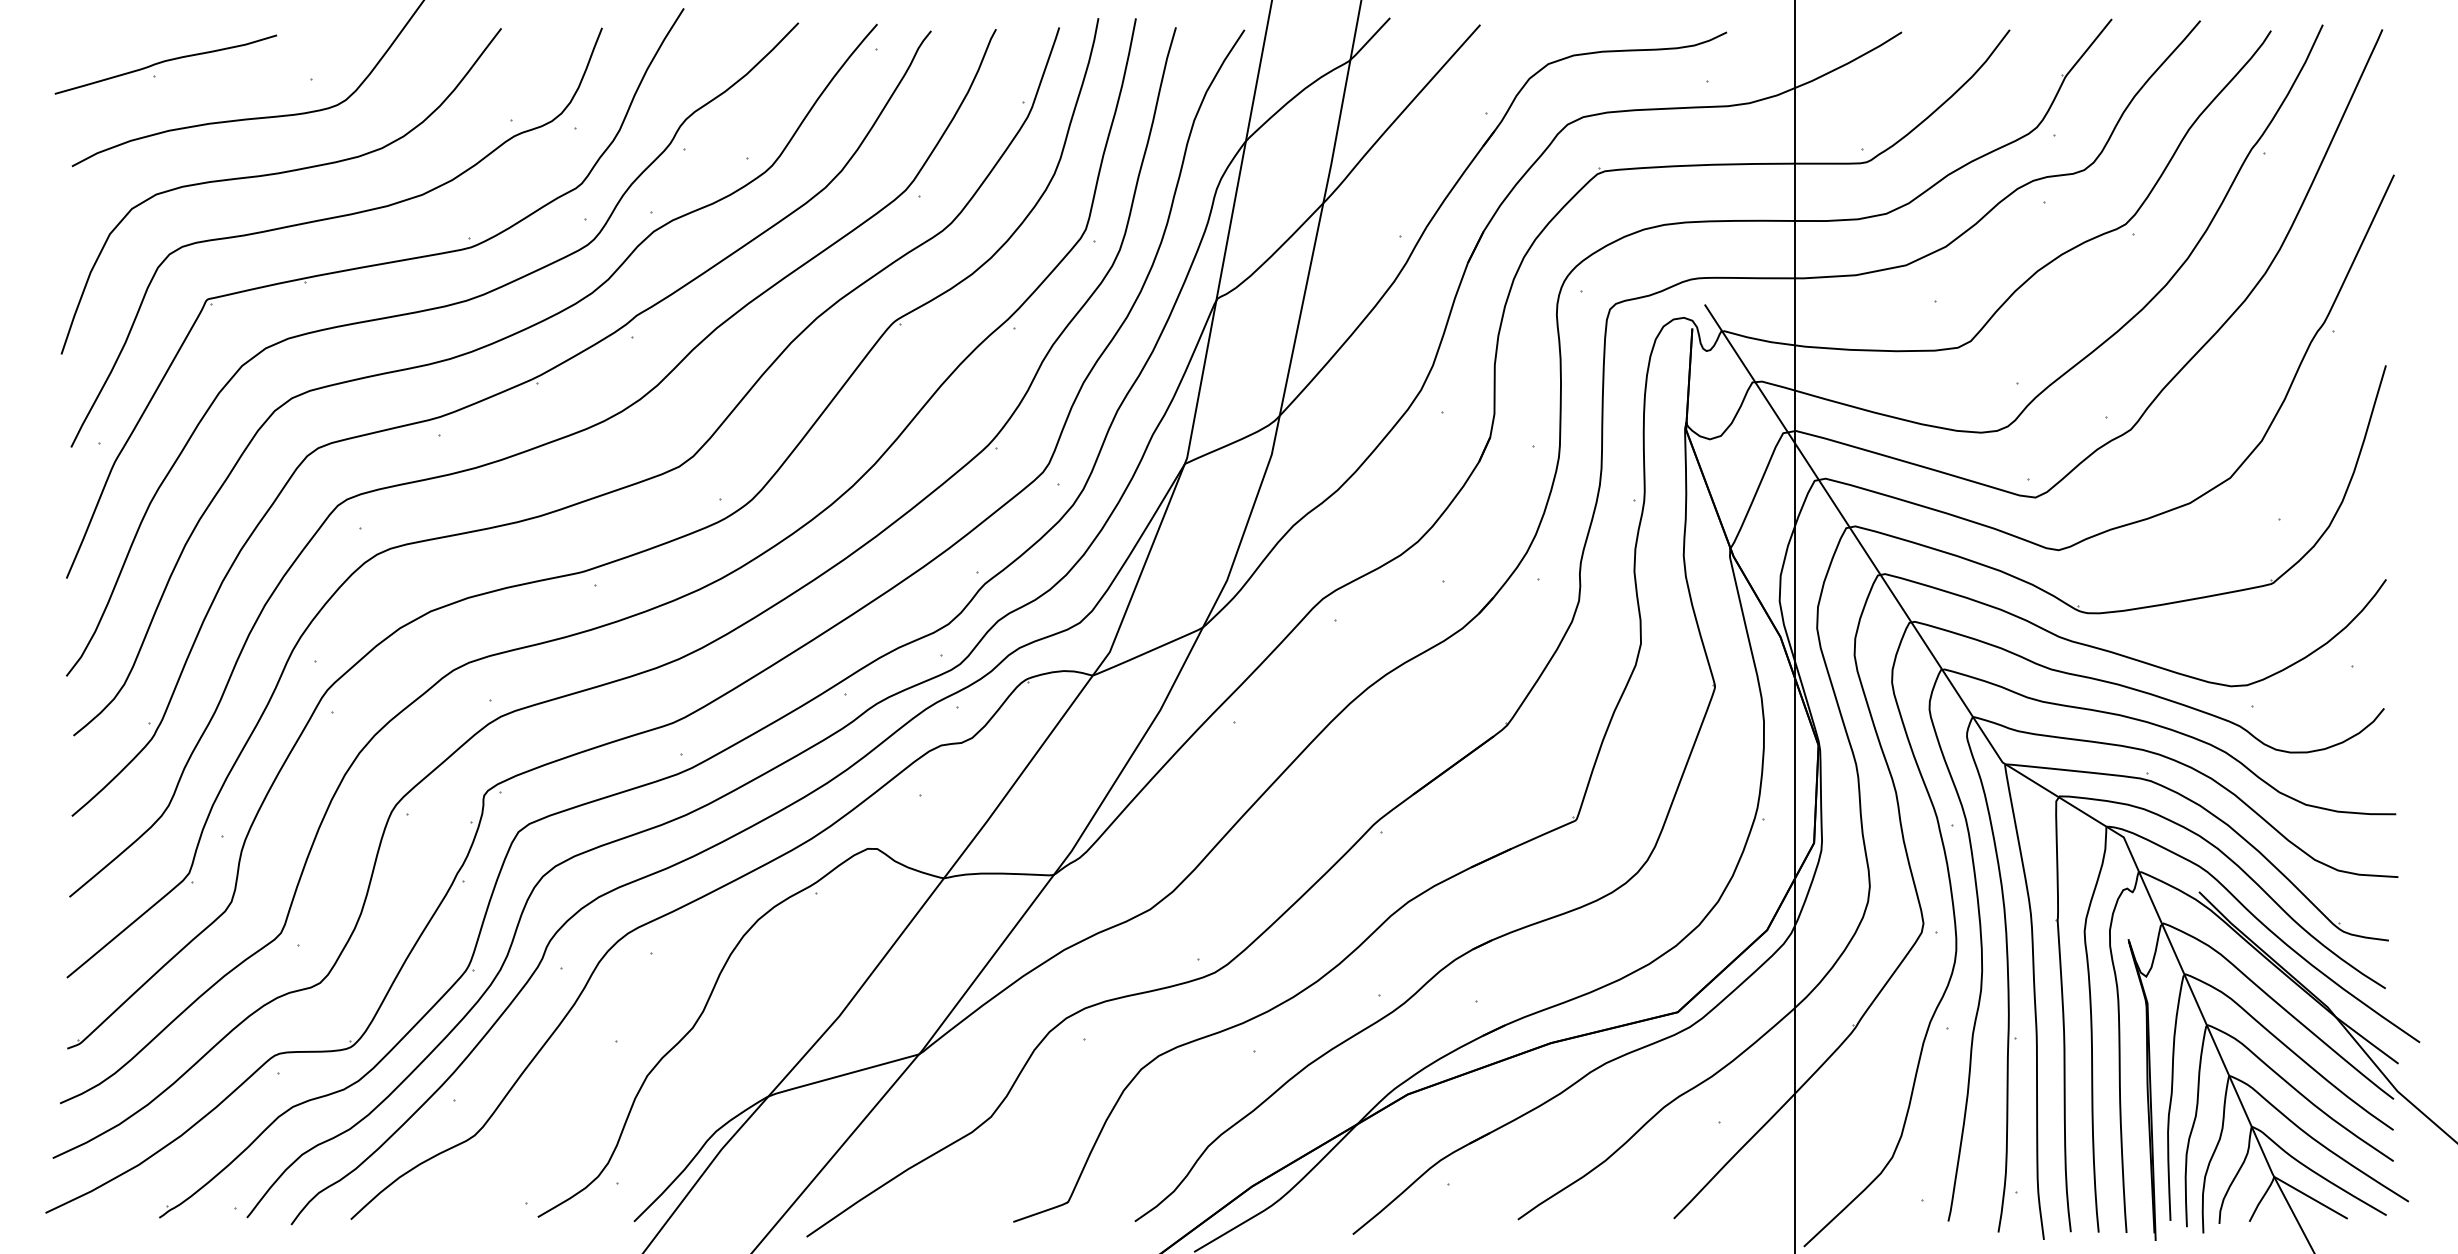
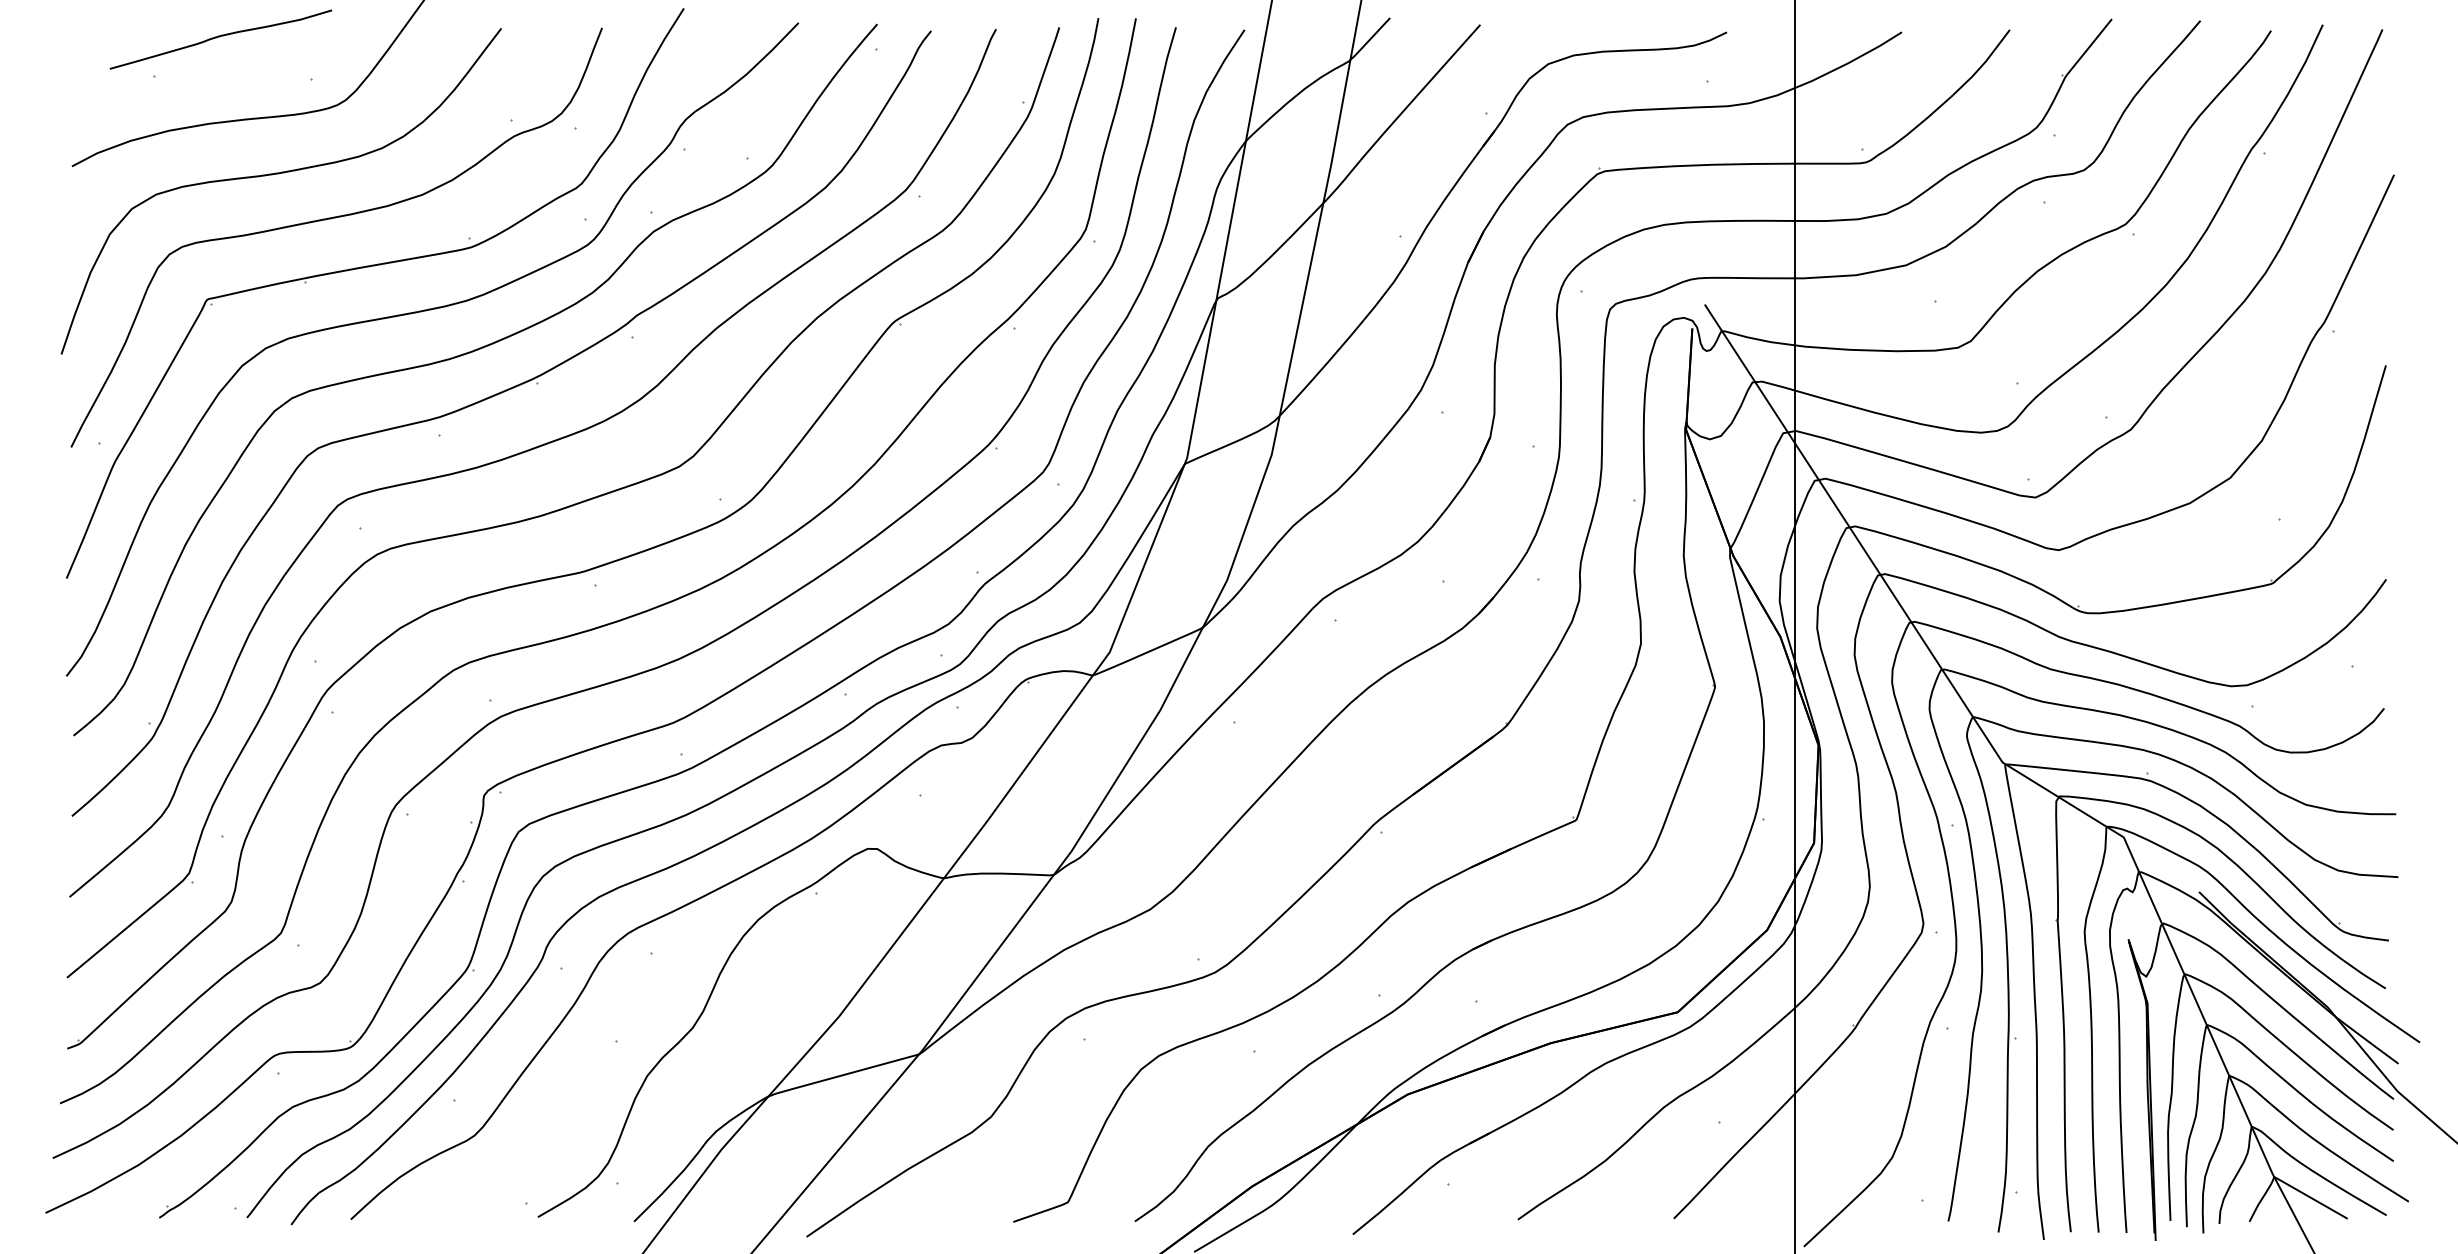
curve position: (164, 62) -> (219, 37) (219, 37)
